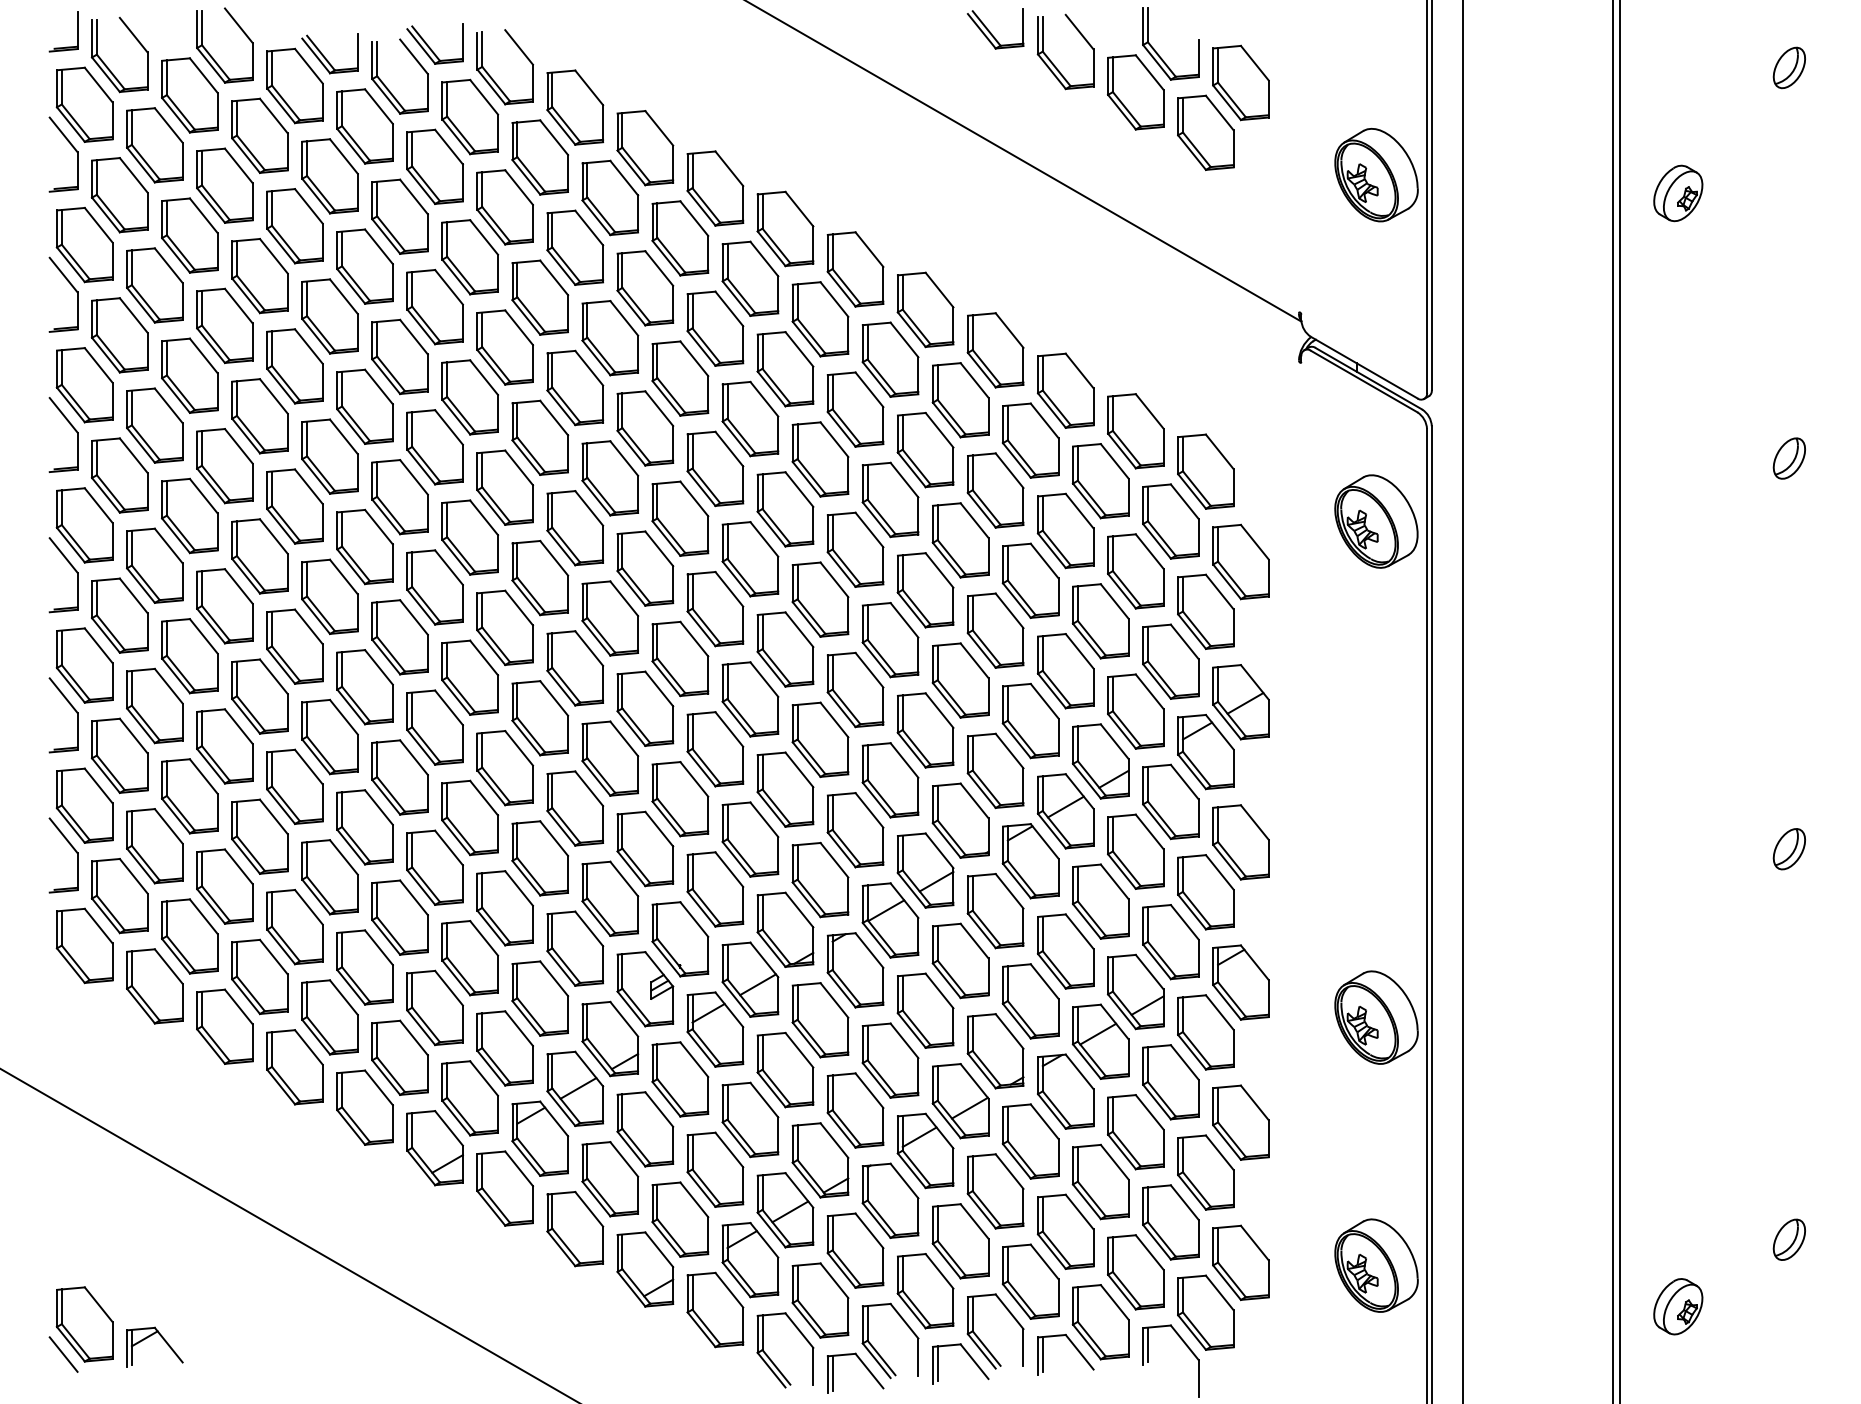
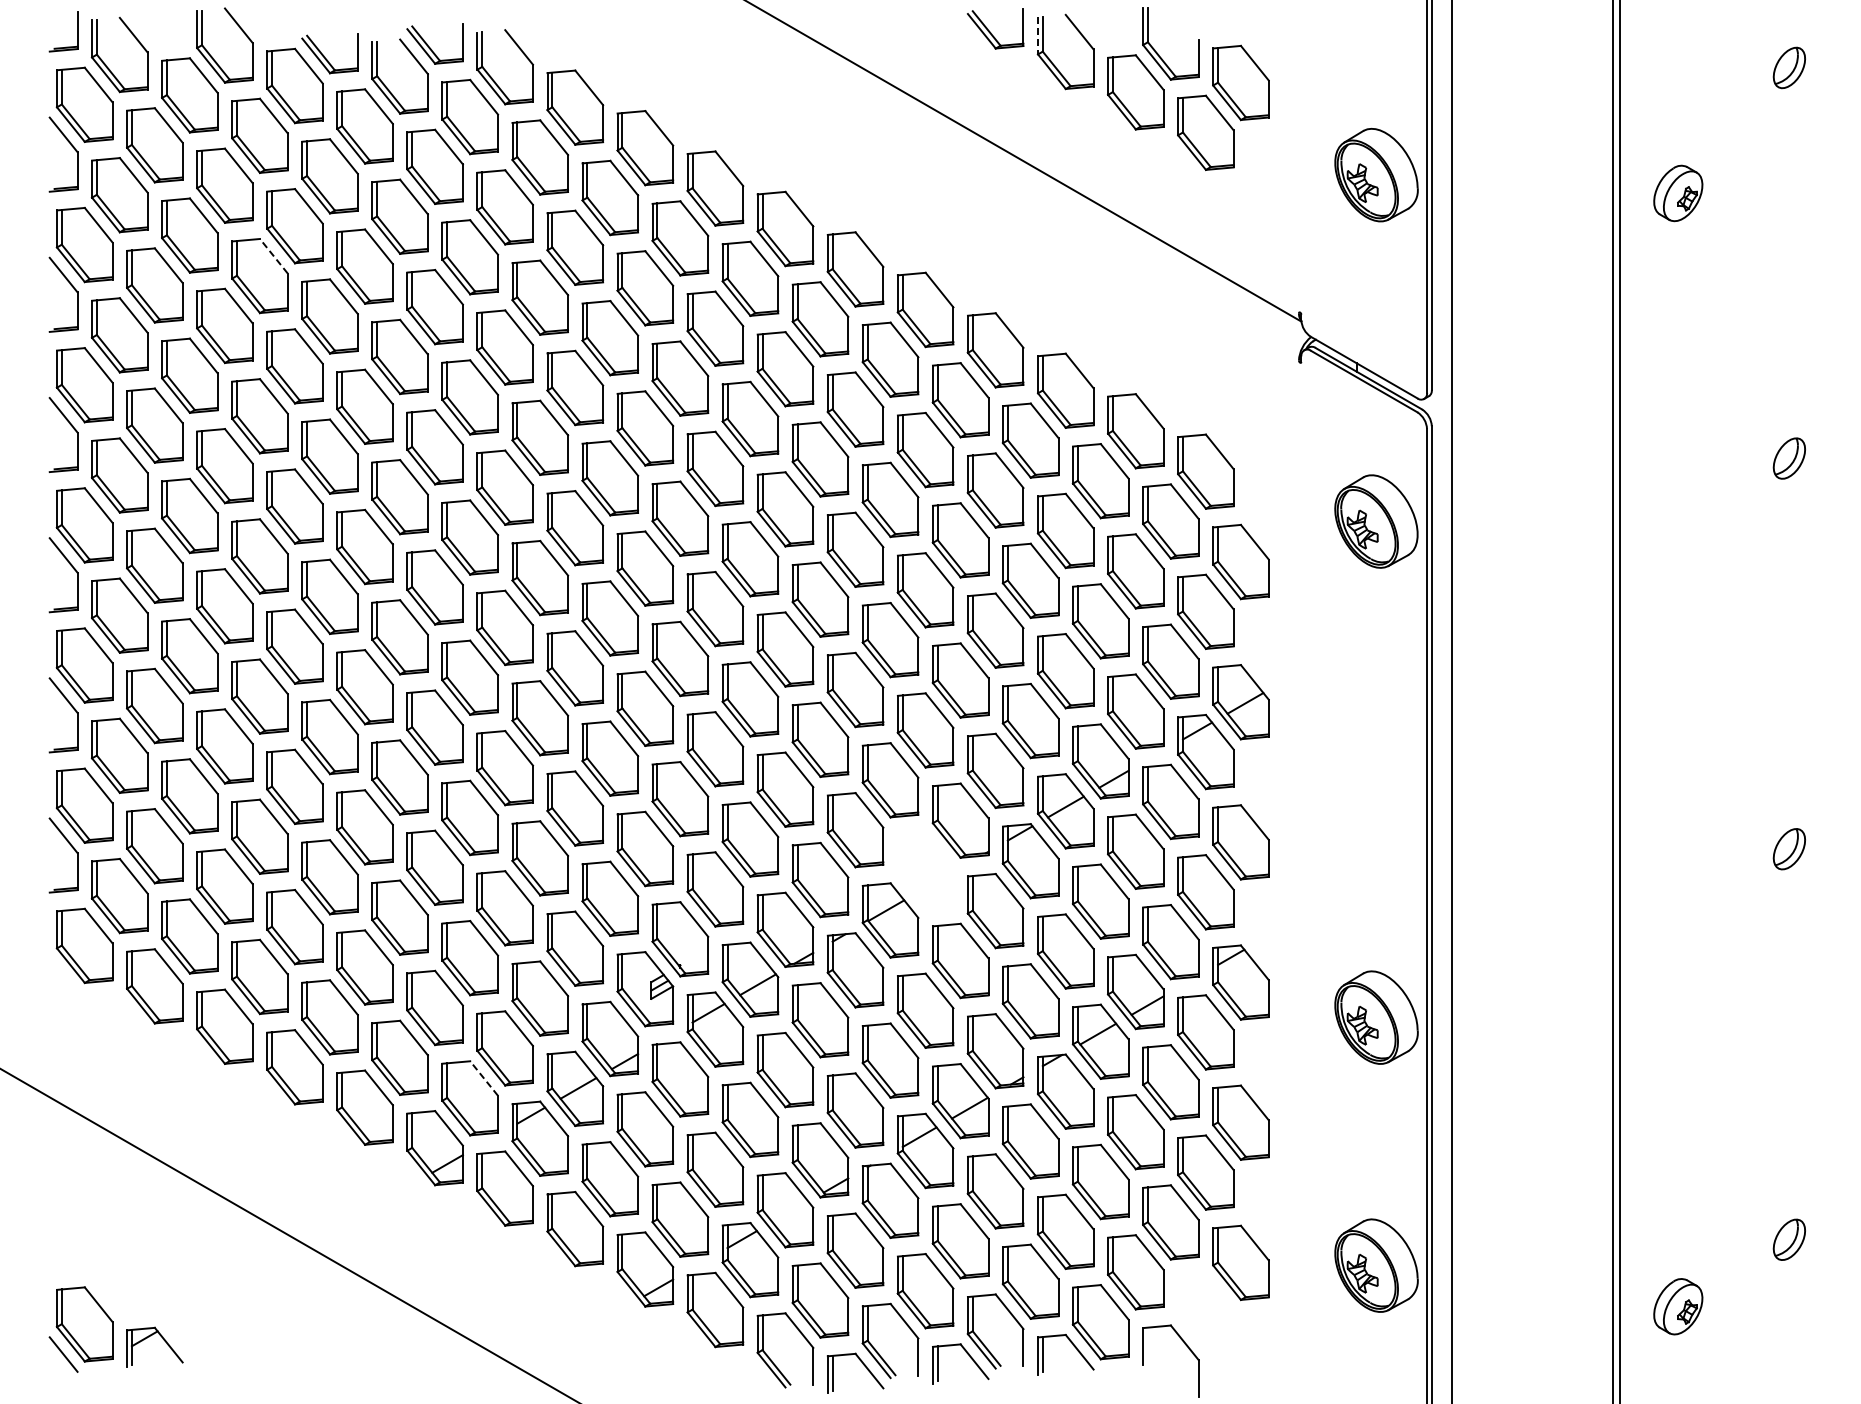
line: solid -> dashed (1038, 35)
line: solid -> dashed (273, 255)
line position: (1463, 701) -> (1452, 701) (1452, 701)
part: present -> none (925, 870)
line: solid -> dashed (483, 1078)
line: present -> none (790, 1211)
part: present -> none (1205, 1312)
line: present -> none (1147, 1344)
